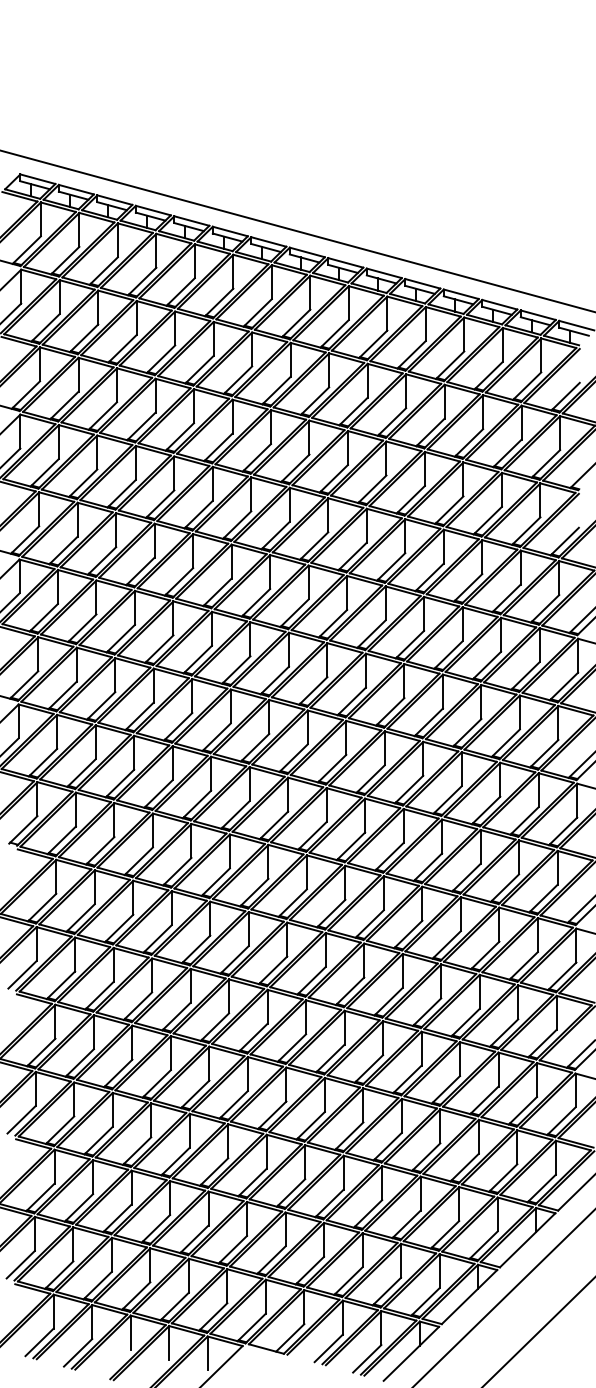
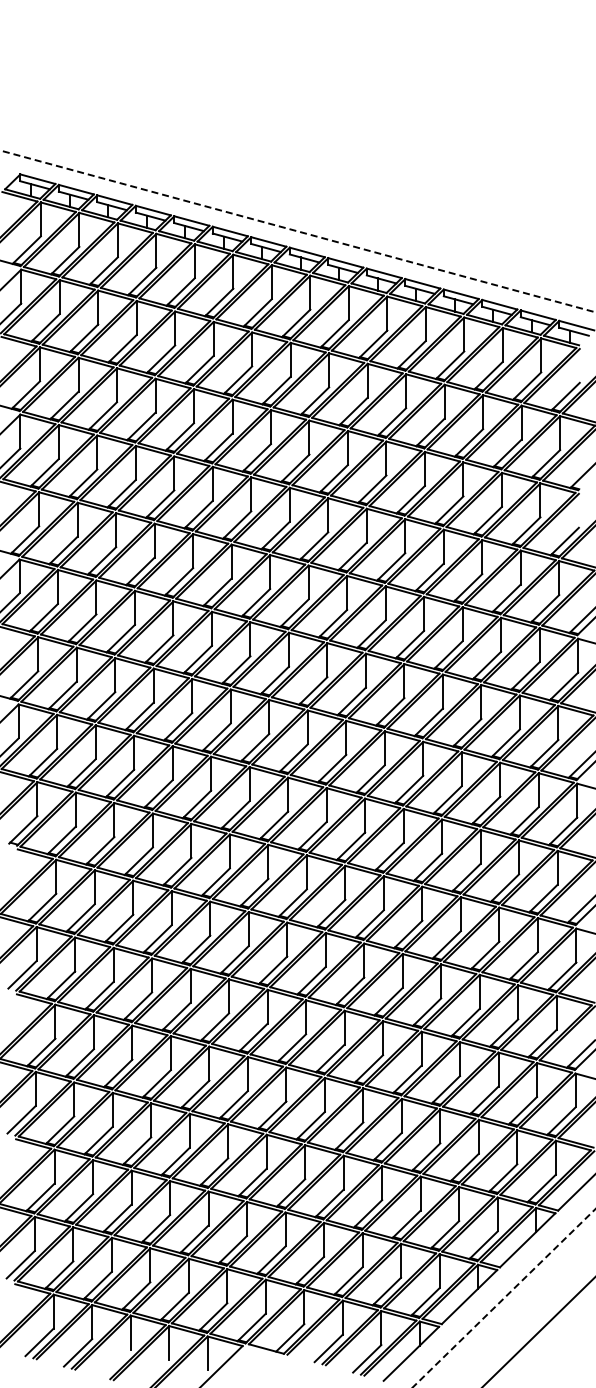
line: solid -> dashed (298, 231)
line: solid -> dashed (504, 1298)
